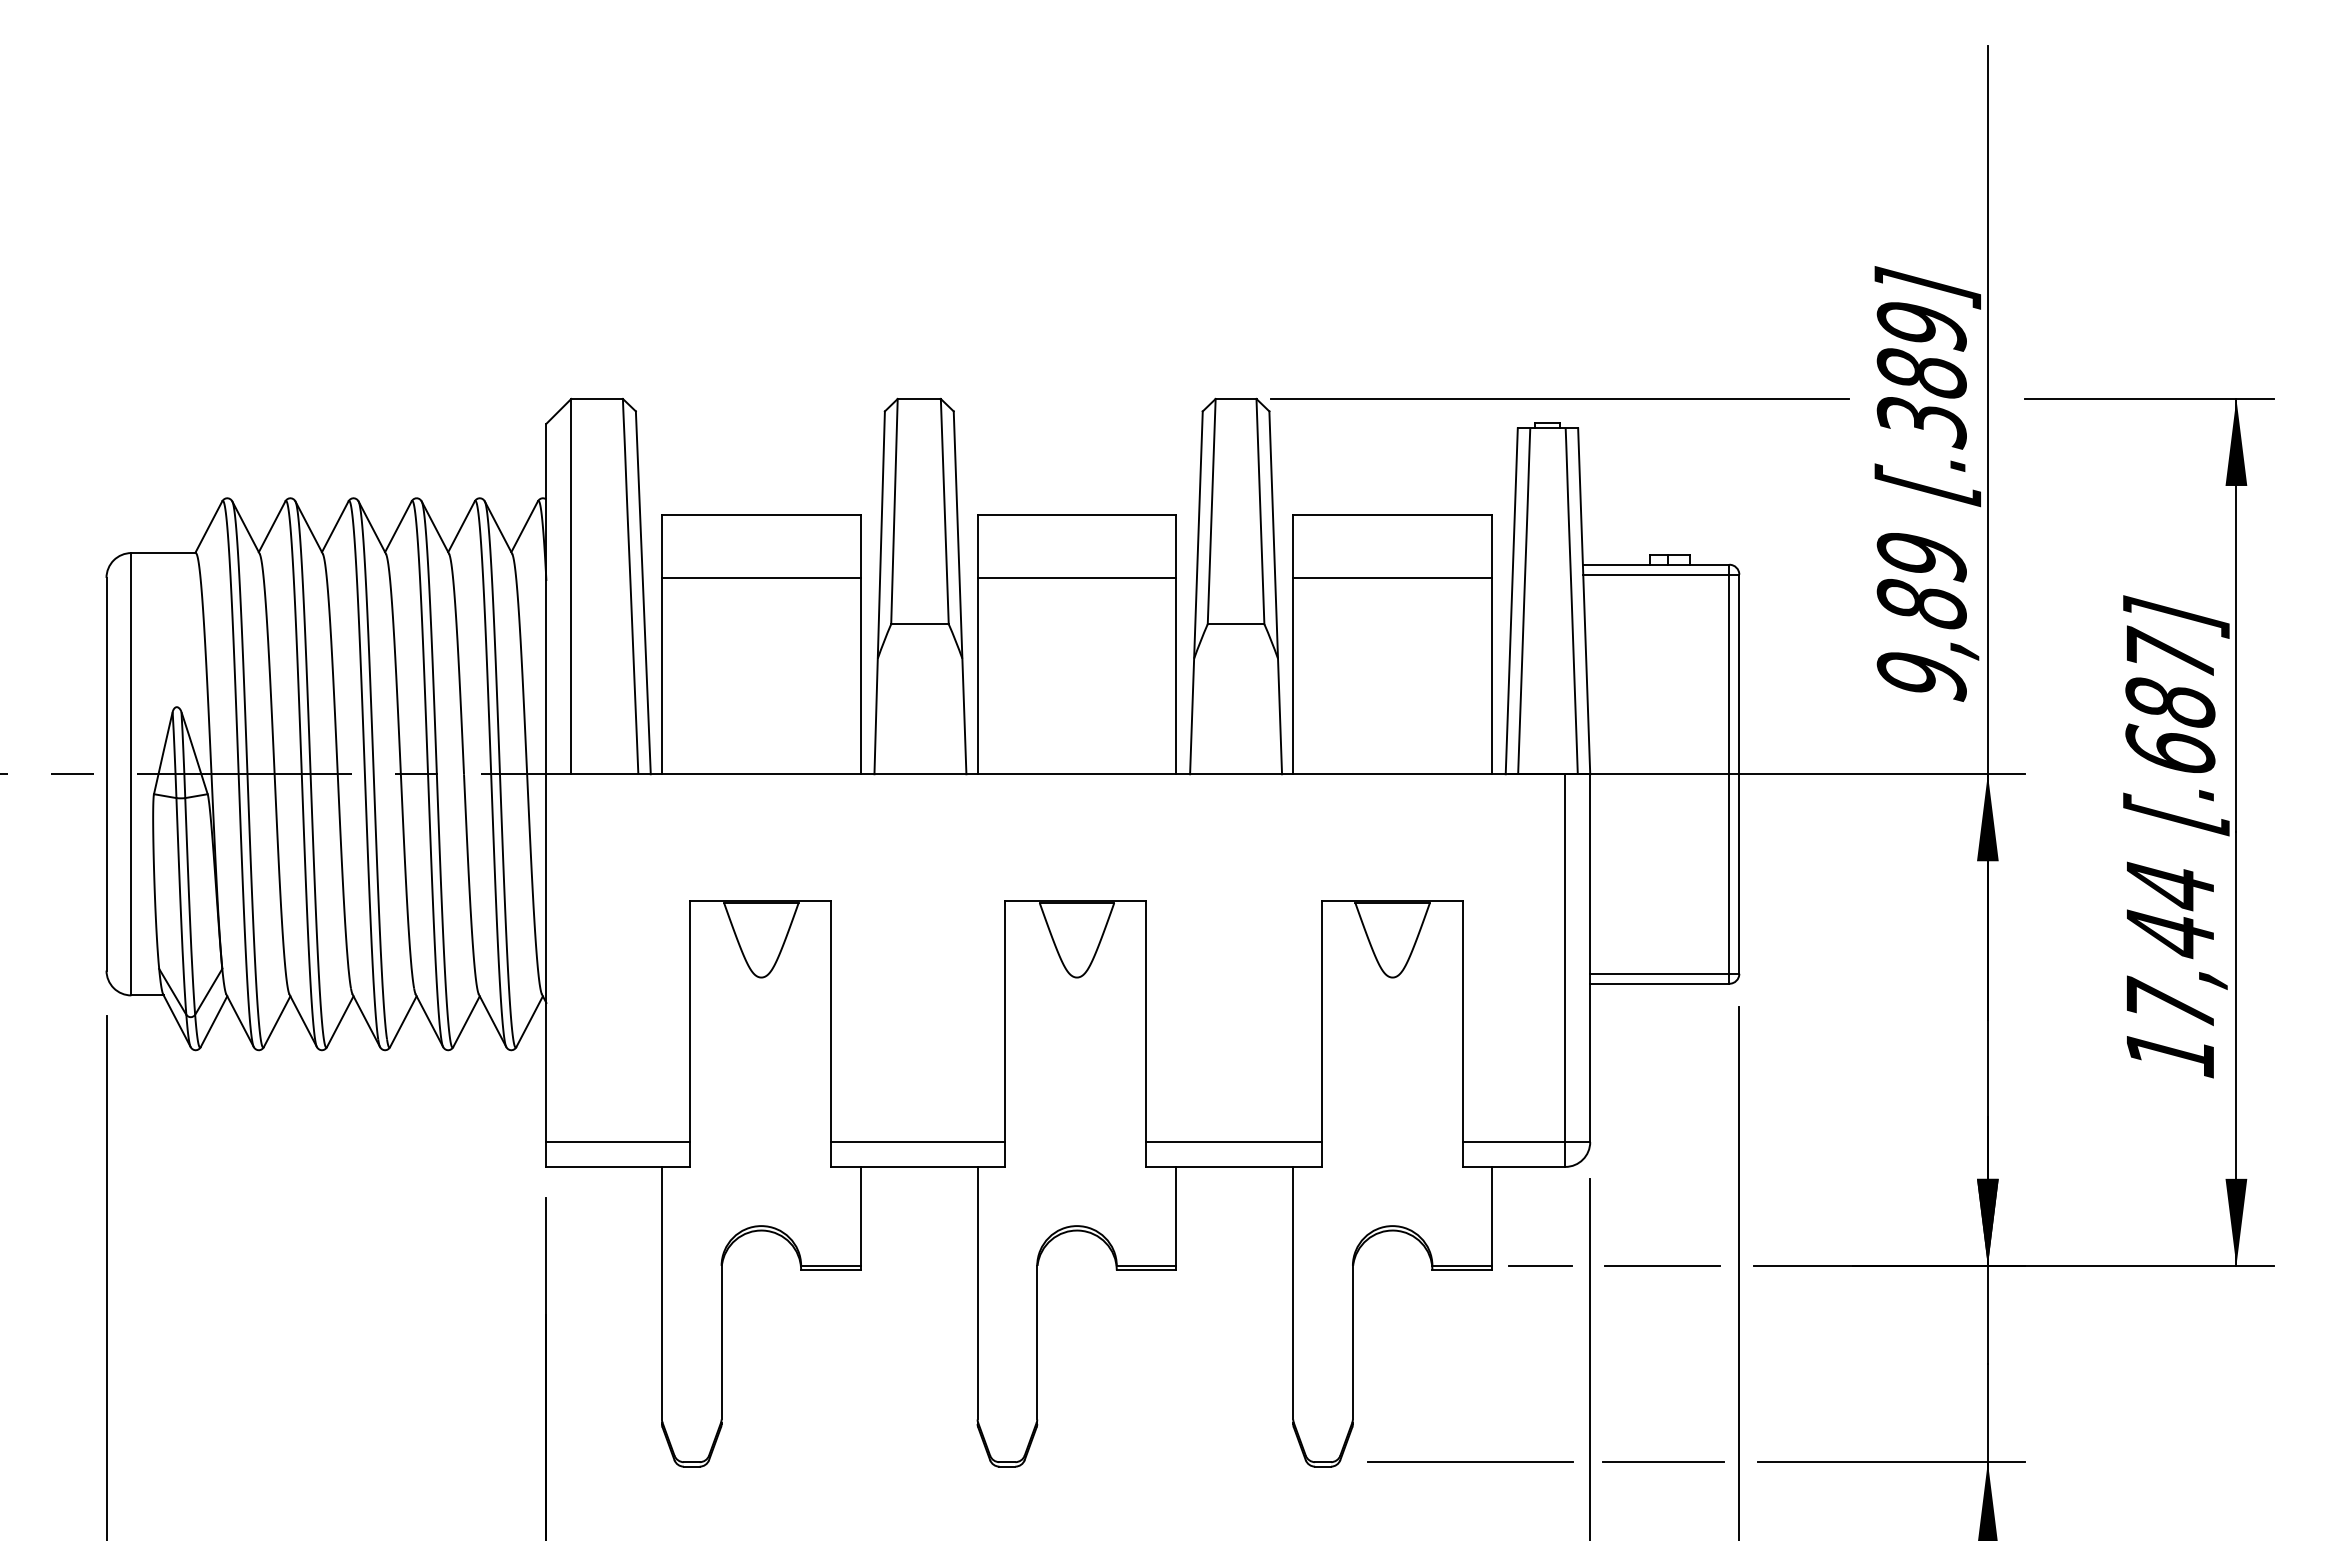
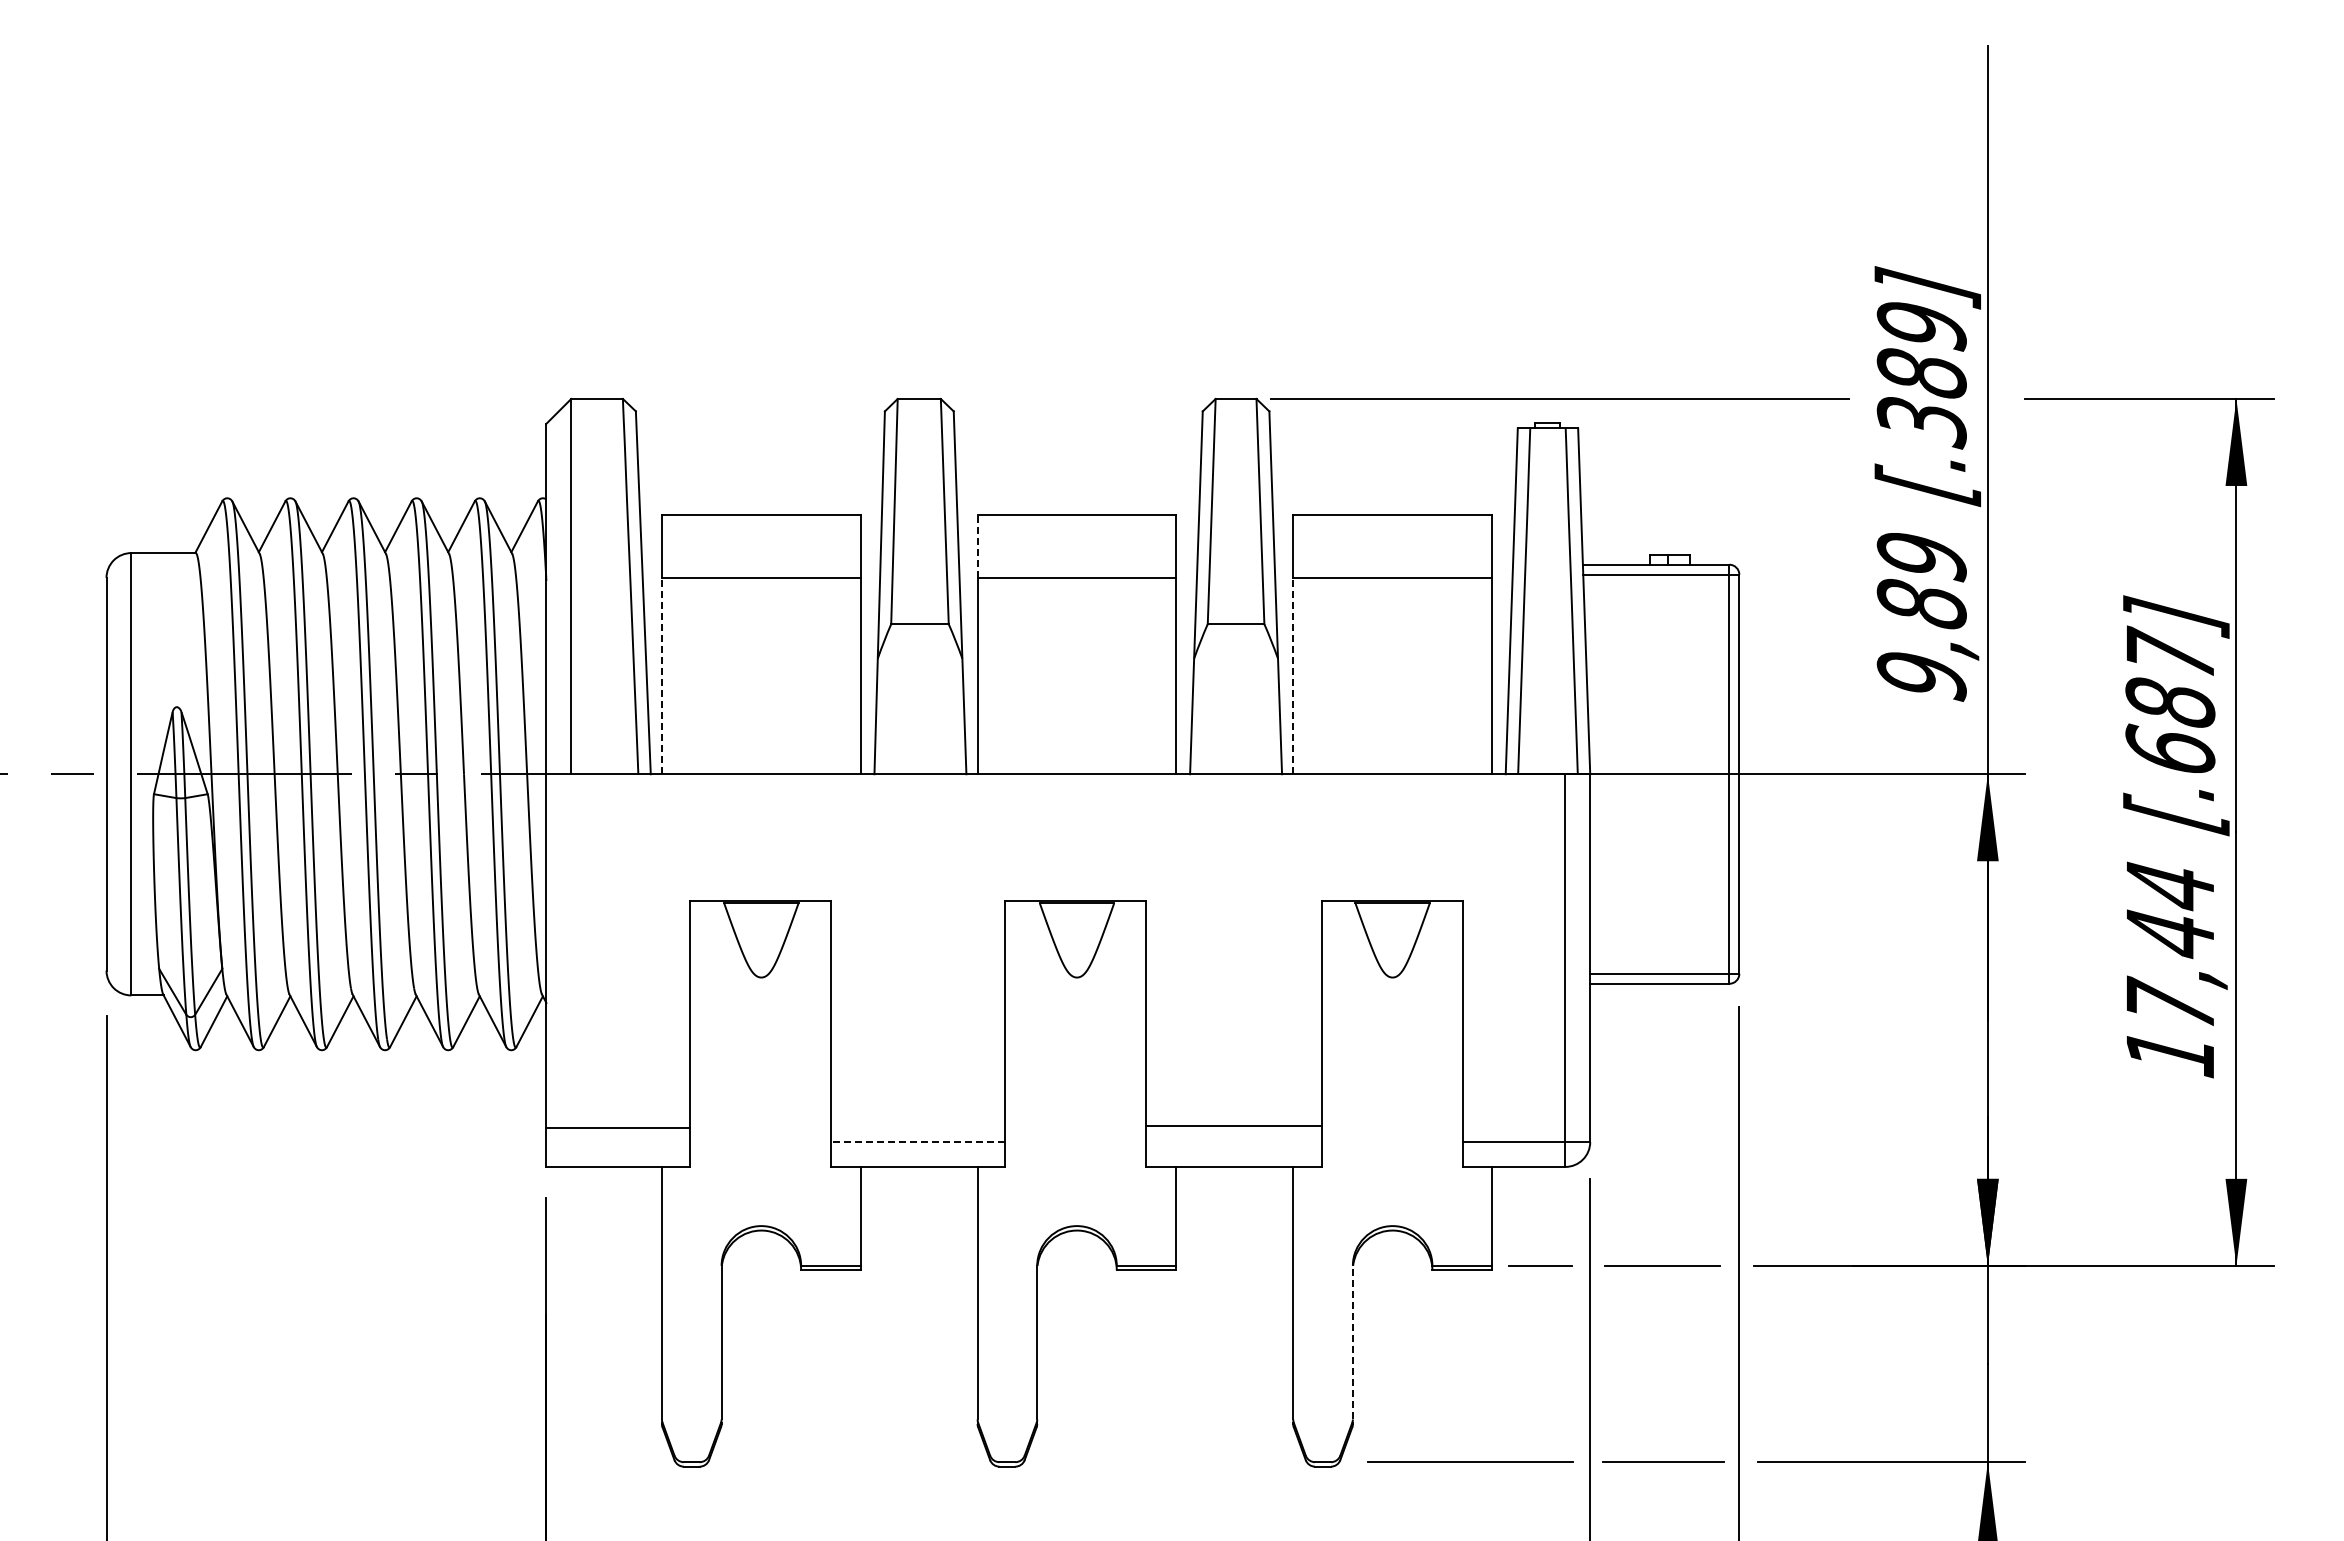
line: solid -> dashed (977, 546)
line: solid -> dashed (661, 676)
line: solid -> dashed (1293, 676)
line position: (617, 1142) -> (617, 1128) (617, 1128)
line: solid -> dashed (917, 1142)
line position: (1234, 1142) -> (1234, 1126) (1234, 1126)
line: solid -> dashed (1352, 1342)
